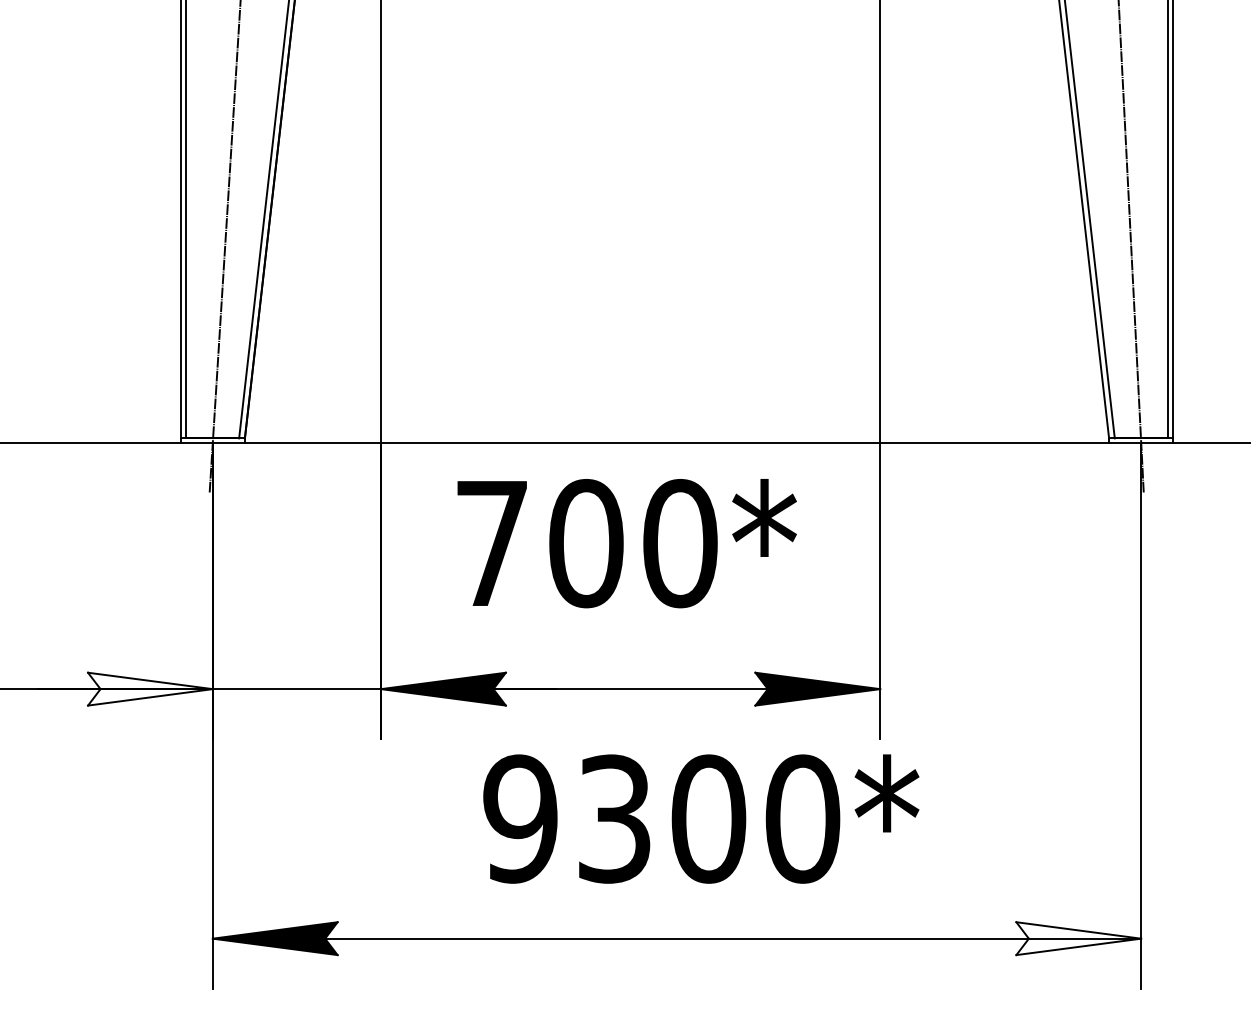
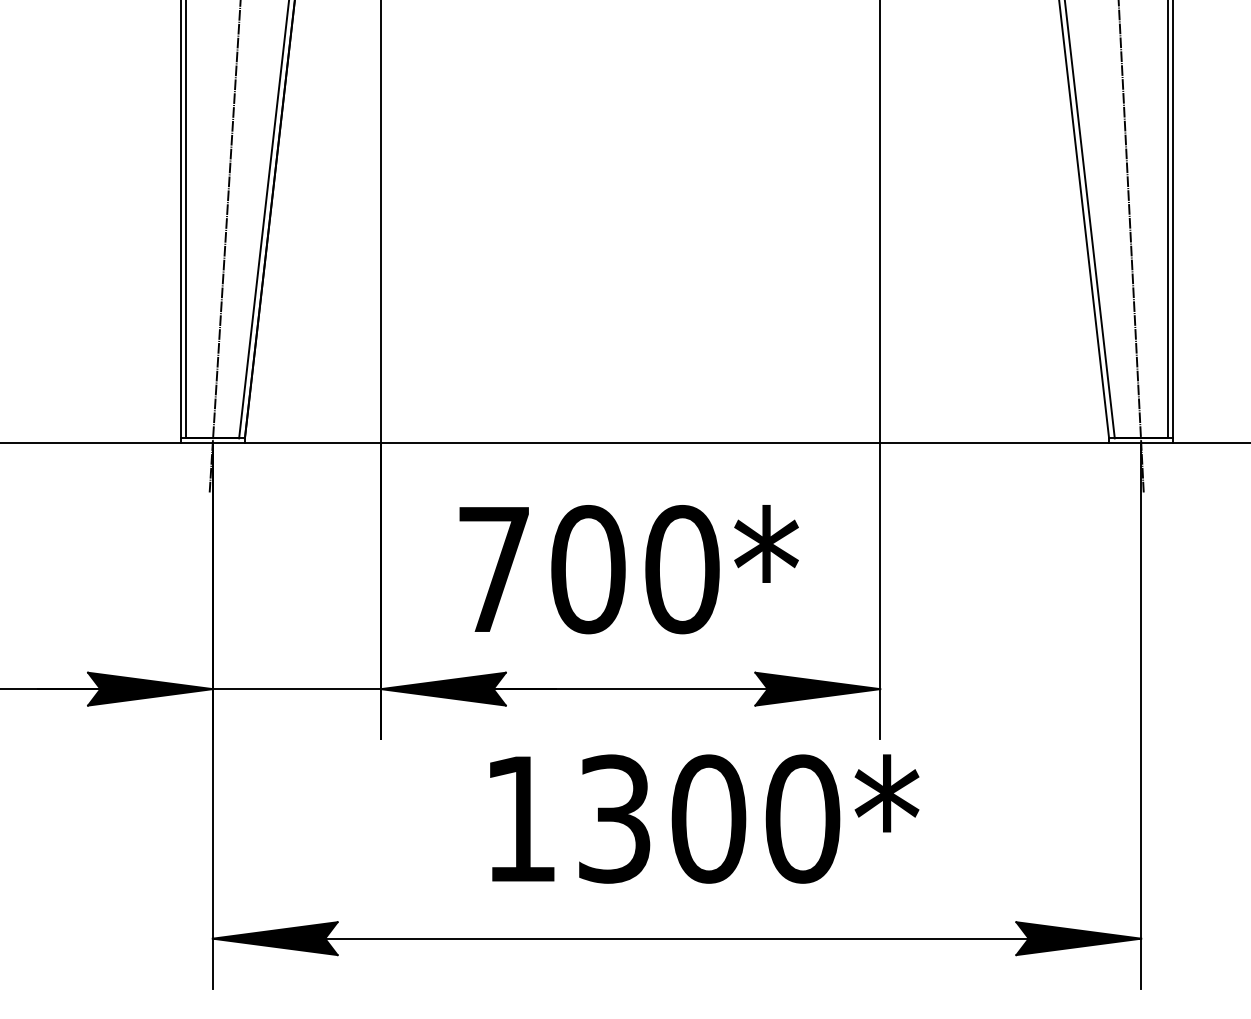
text position: (626, 543) -> (628, 569) (628, 569)
fill: none -> present (150, 688)
text: 9300* -> 1300* (520, 818)
fill: none -> present (1078, 938)
